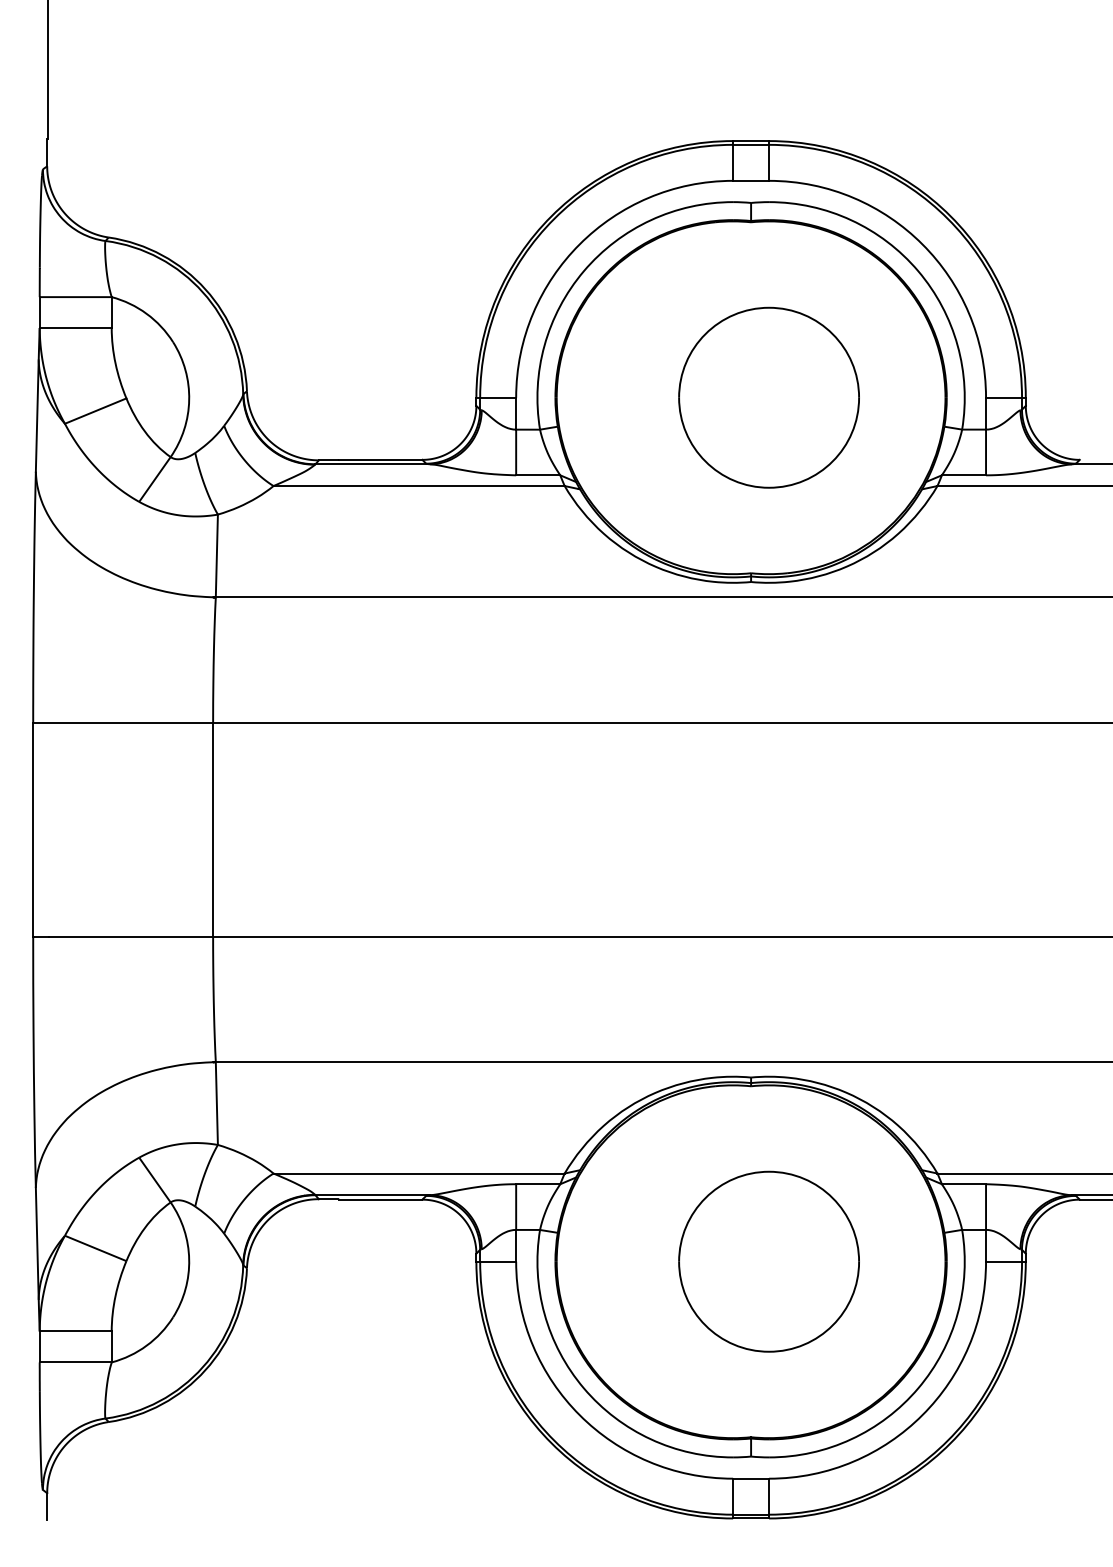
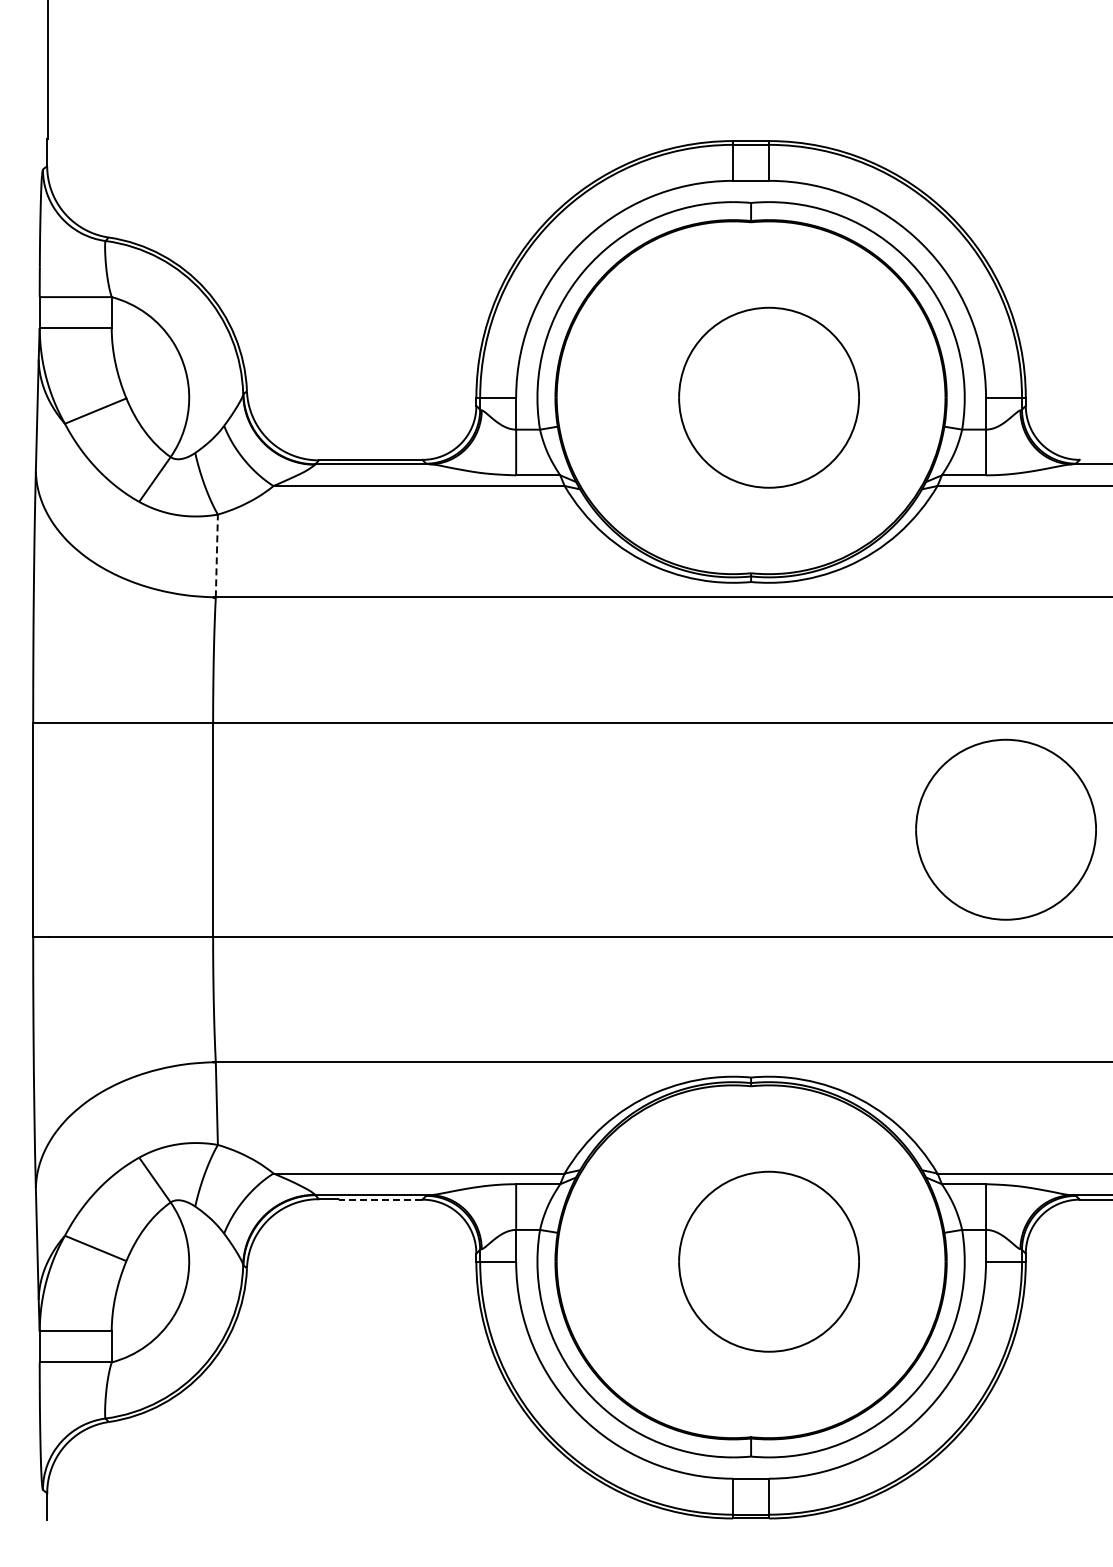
line: solid -> dashed (216, 555)
part: none -> present (1005, 829)
line: solid -> dashed (380, 1199)
